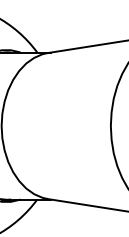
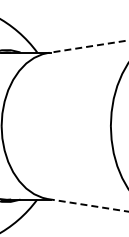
line: solid -> dashed (88, 46)
line: solid -> dashed (88, 205)
